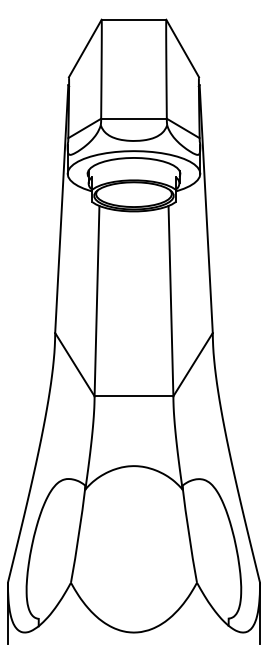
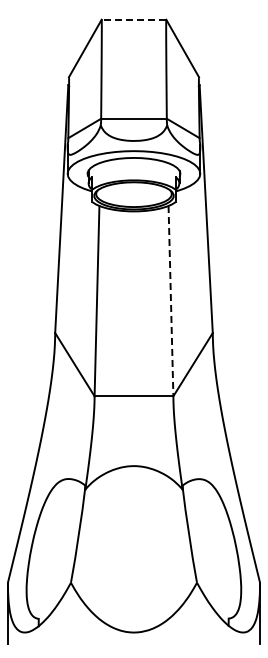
line: solid -> dashed (133, 19)
line: solid -> dashed (170, 301)
